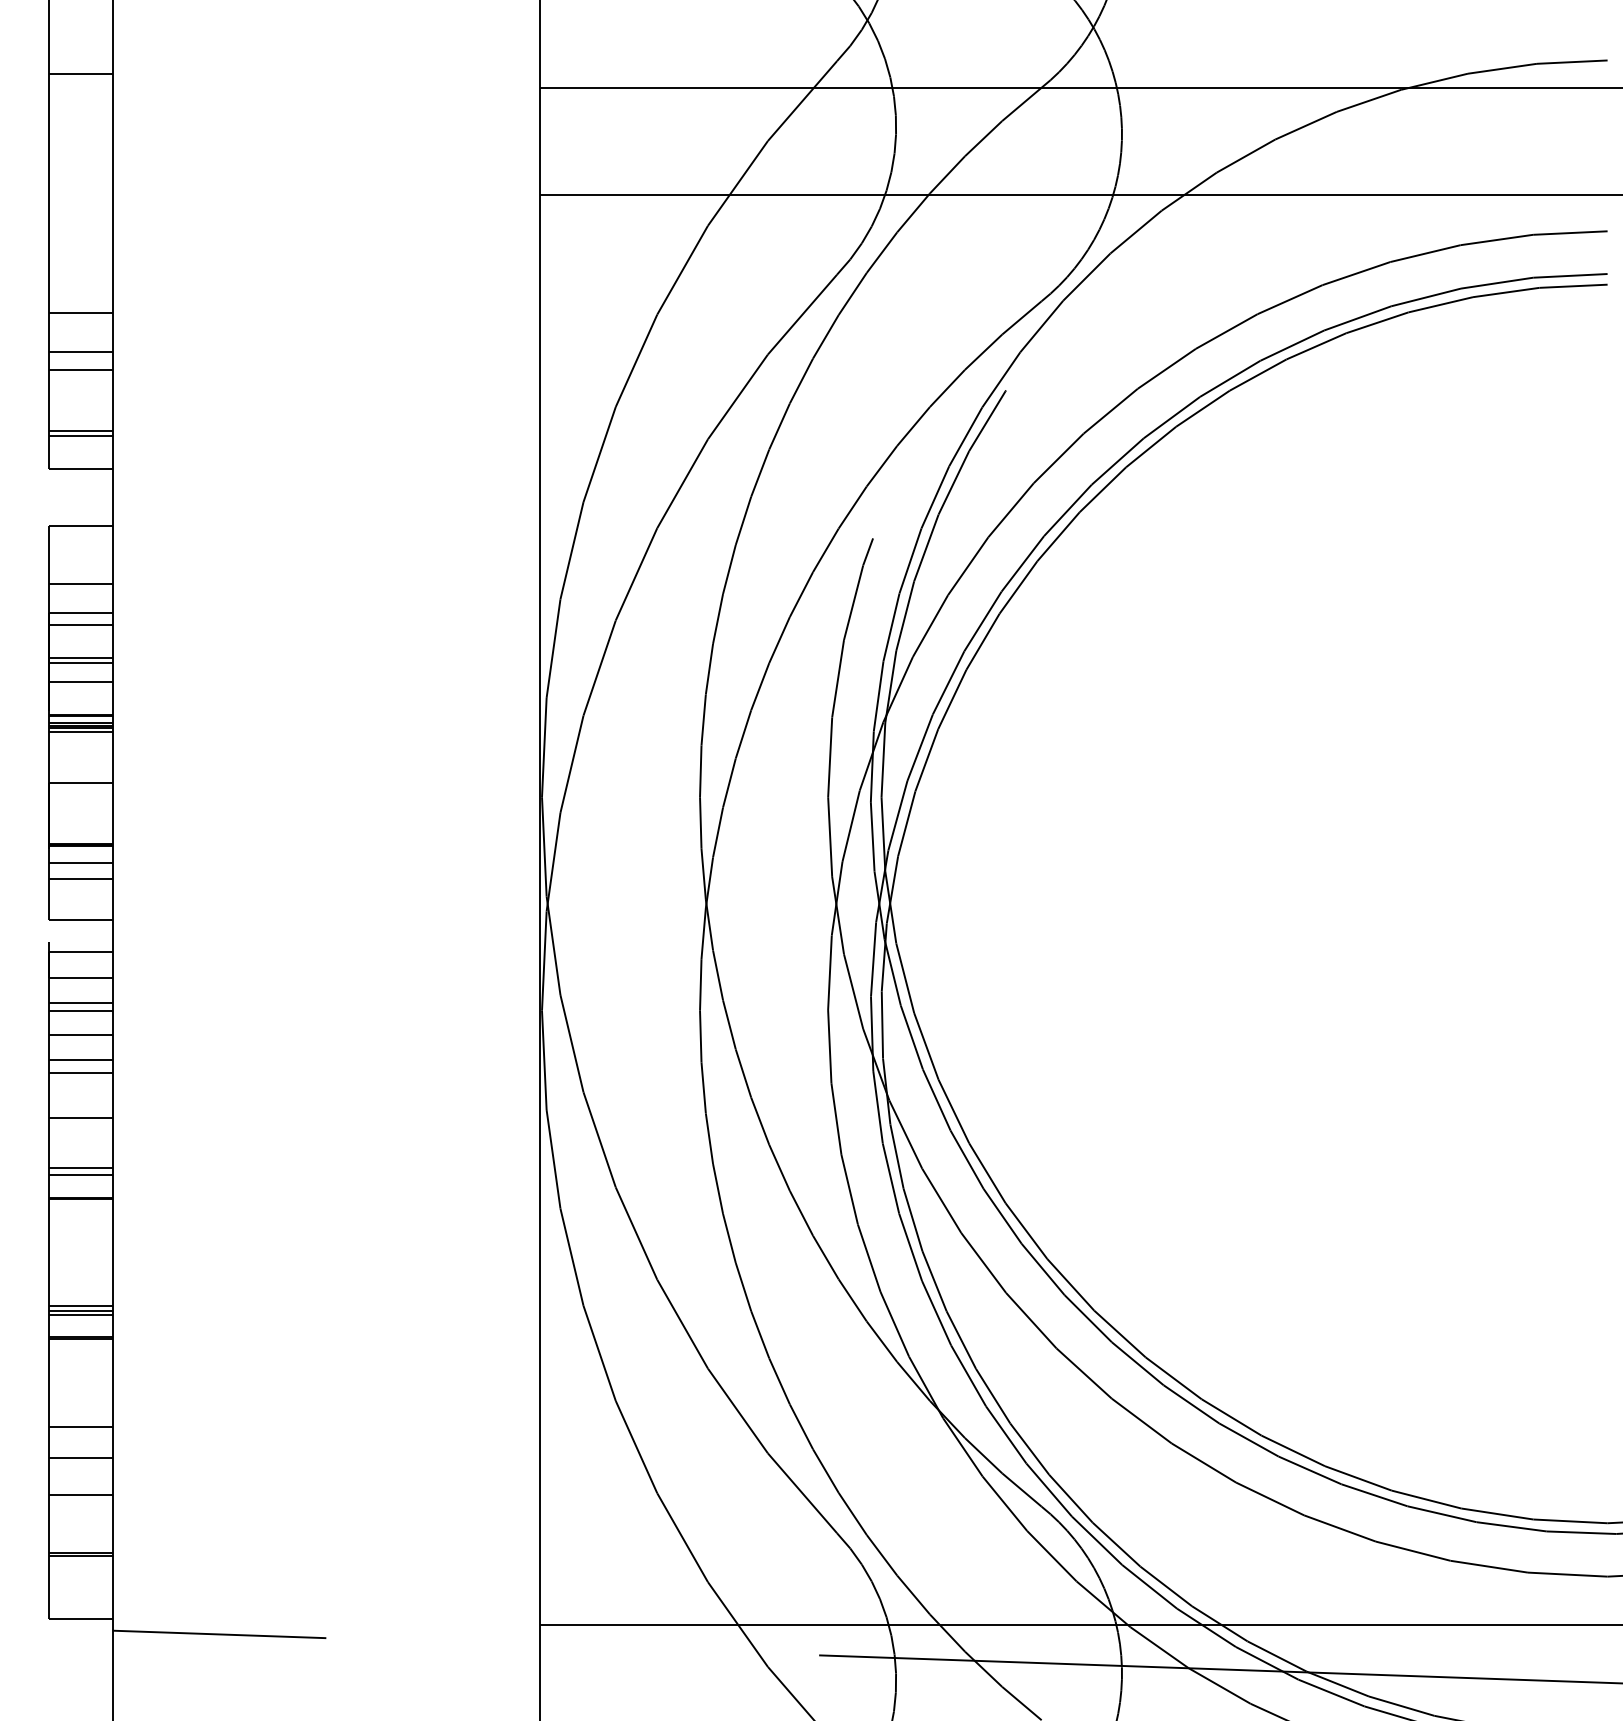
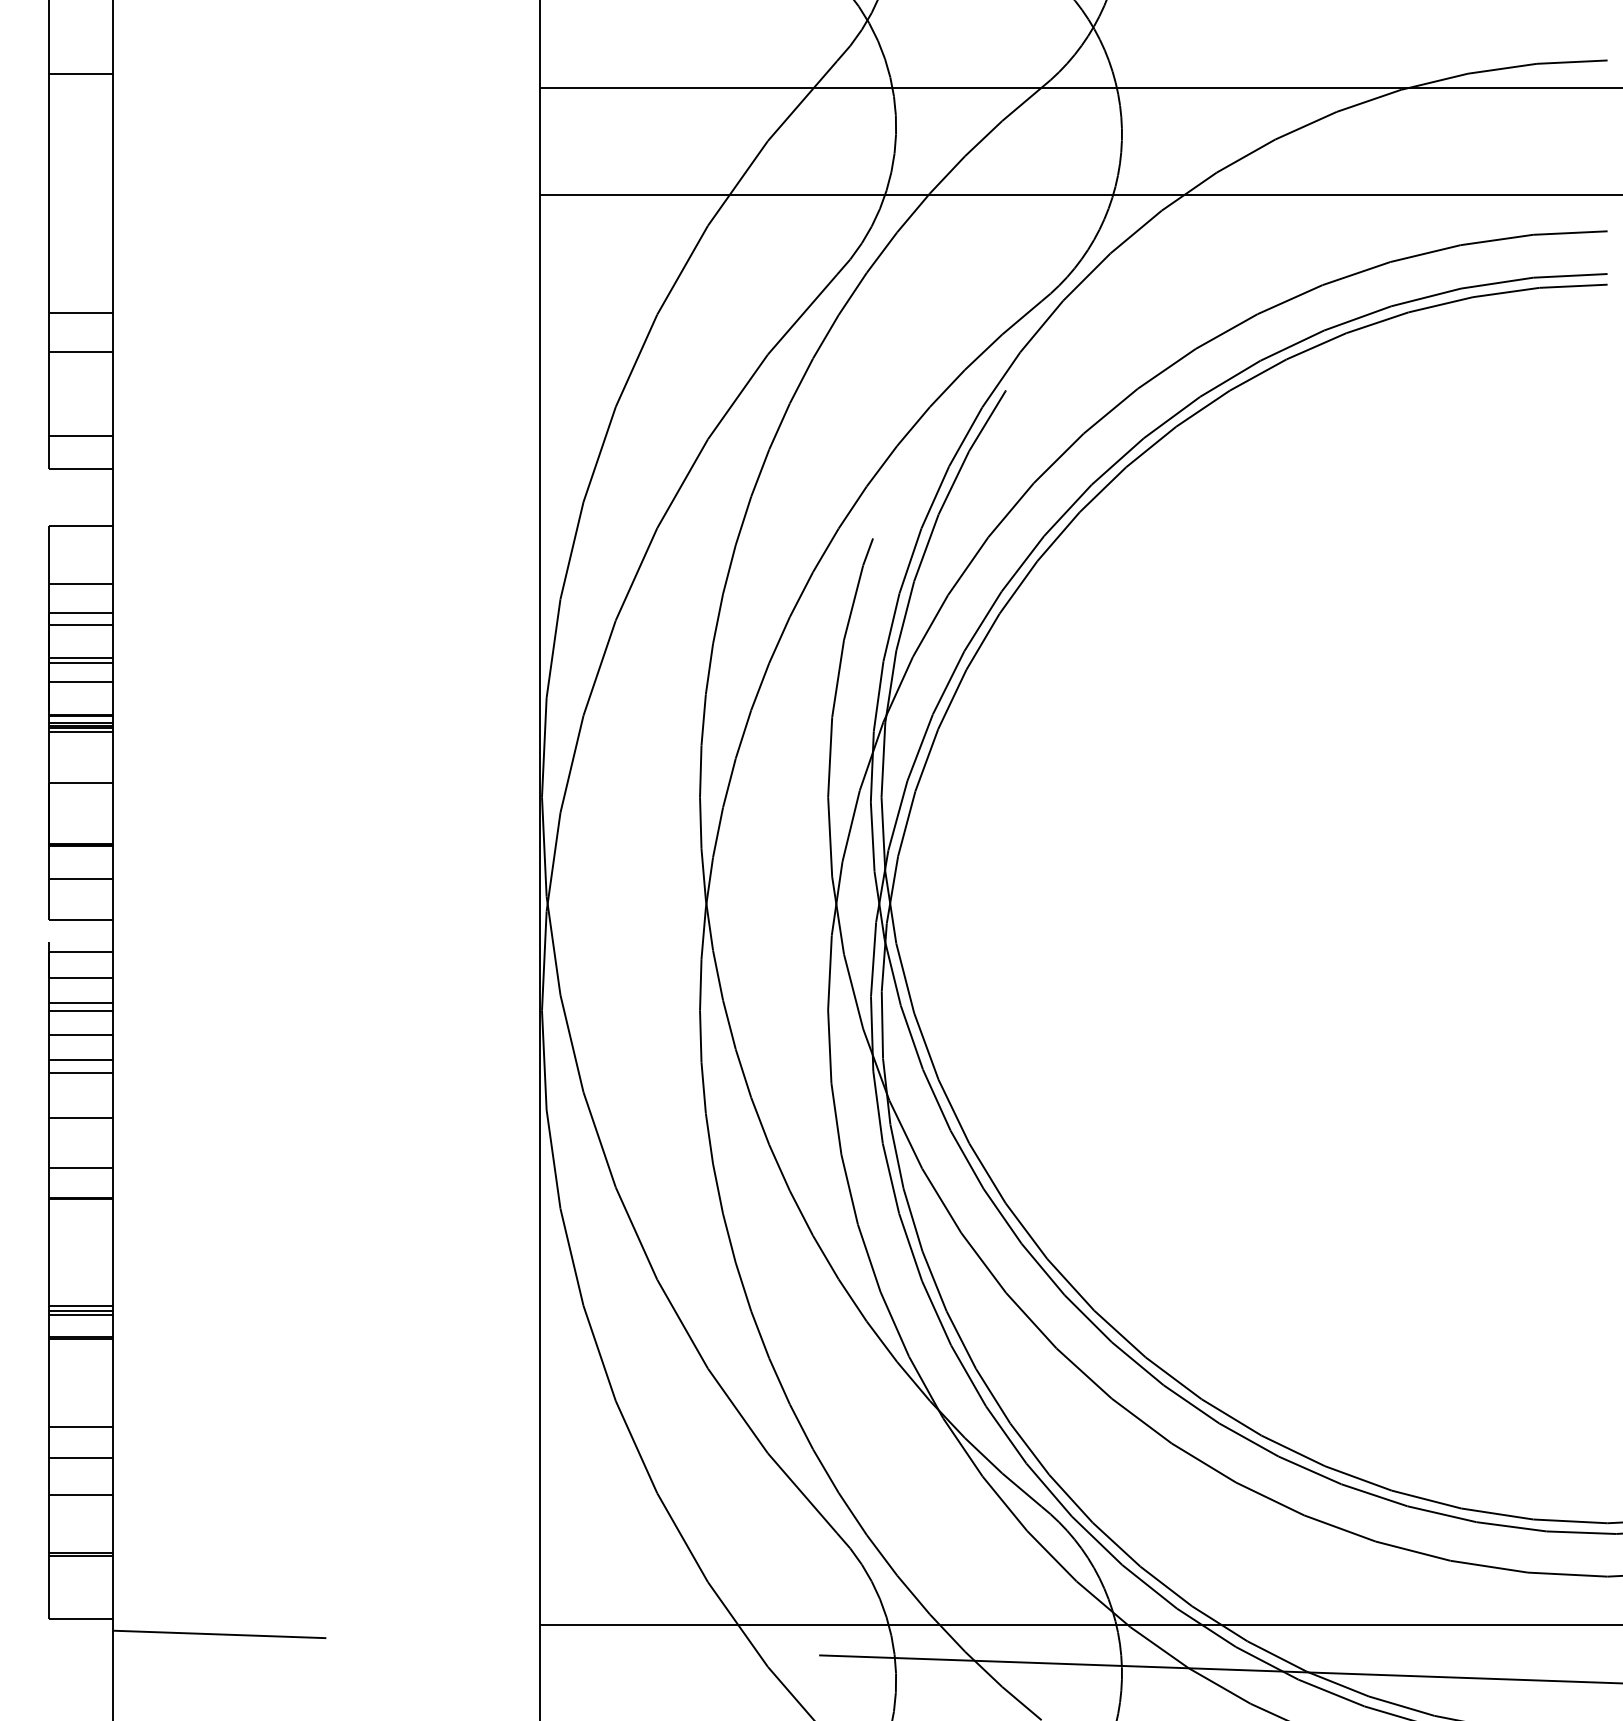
line: present -> none (80, 370)
line: present -> none (80, 431)
line: present -> none (80, 862)
line: present -> none (80, 1175)
